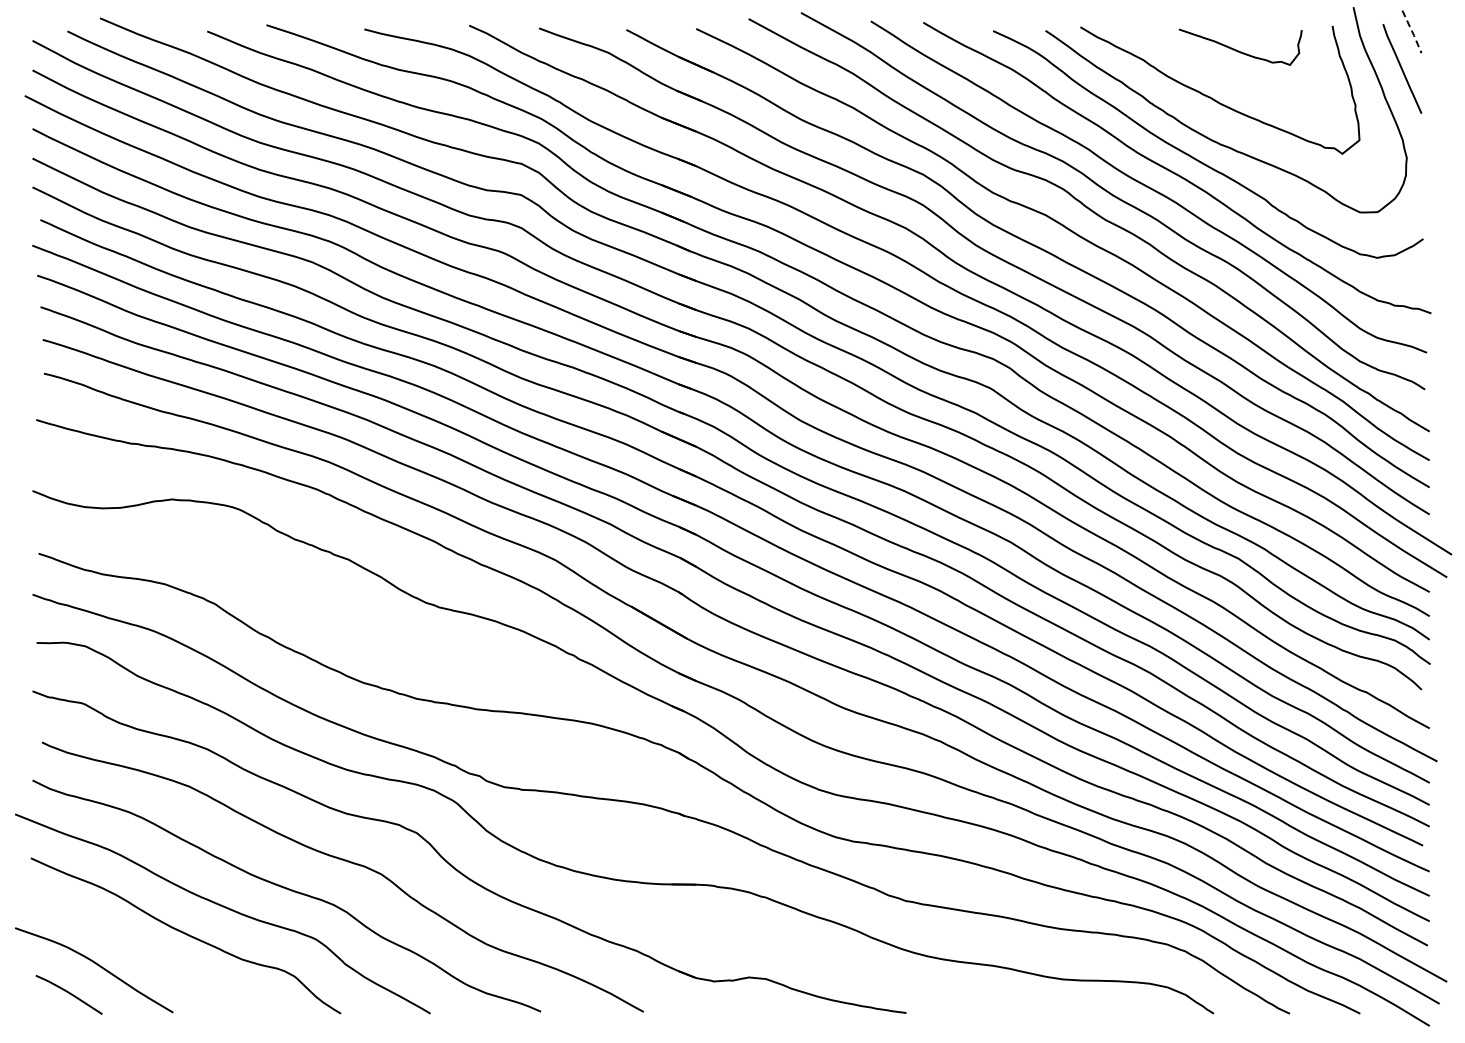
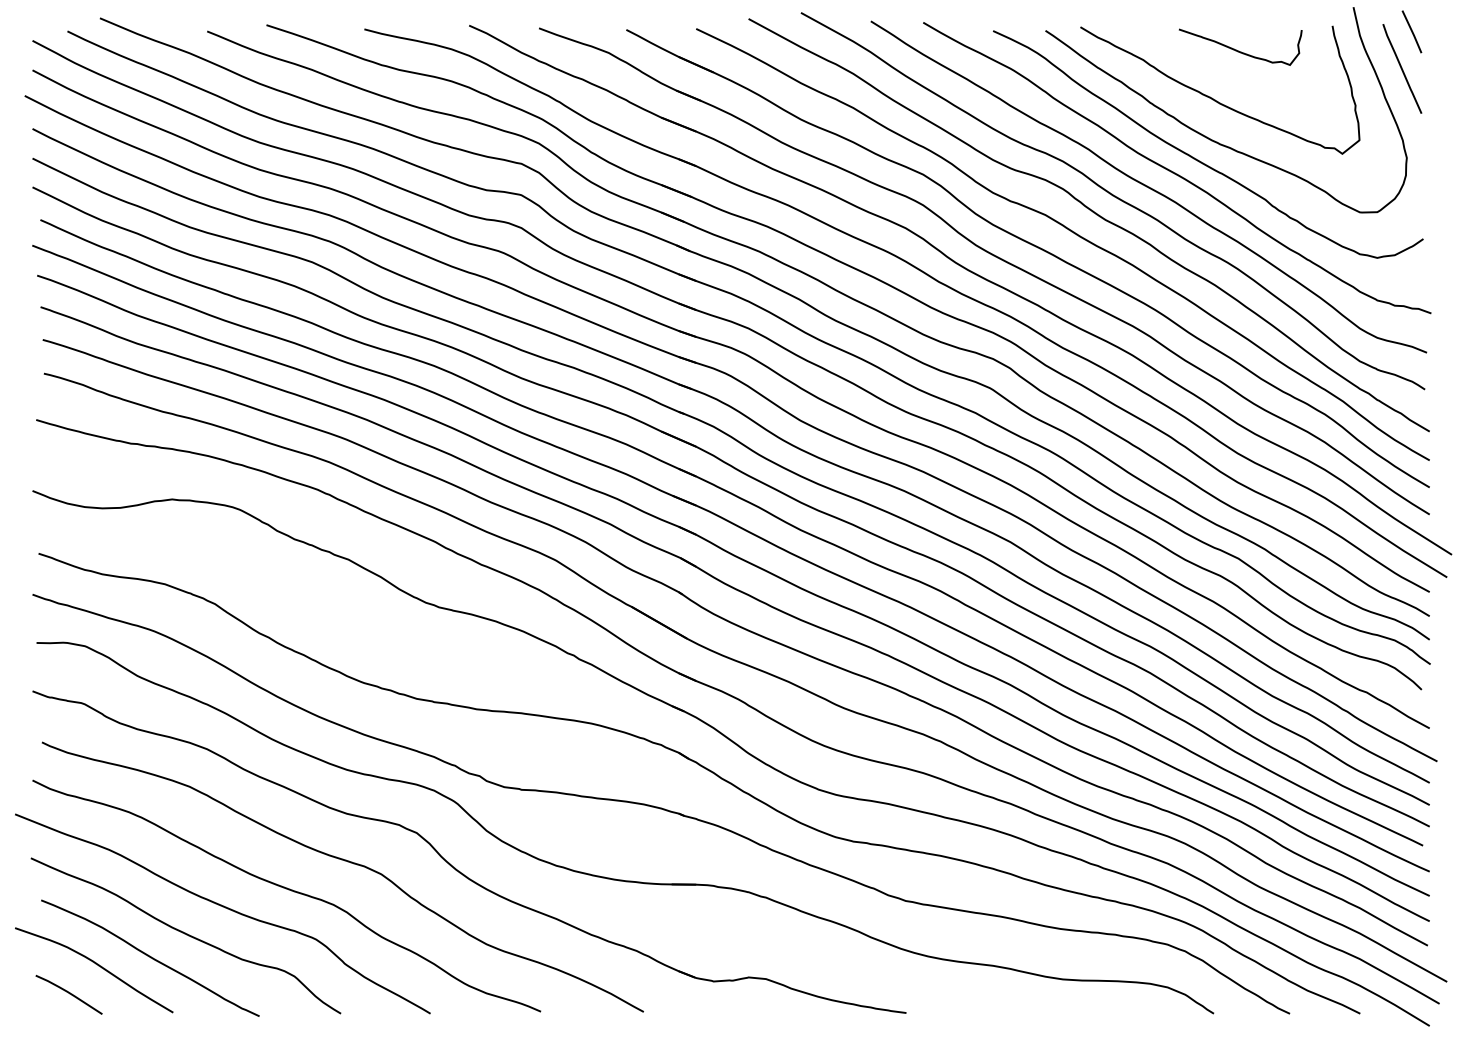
line: dashed -> solid (1412, 32)
curve: none -> present (150, 957)
